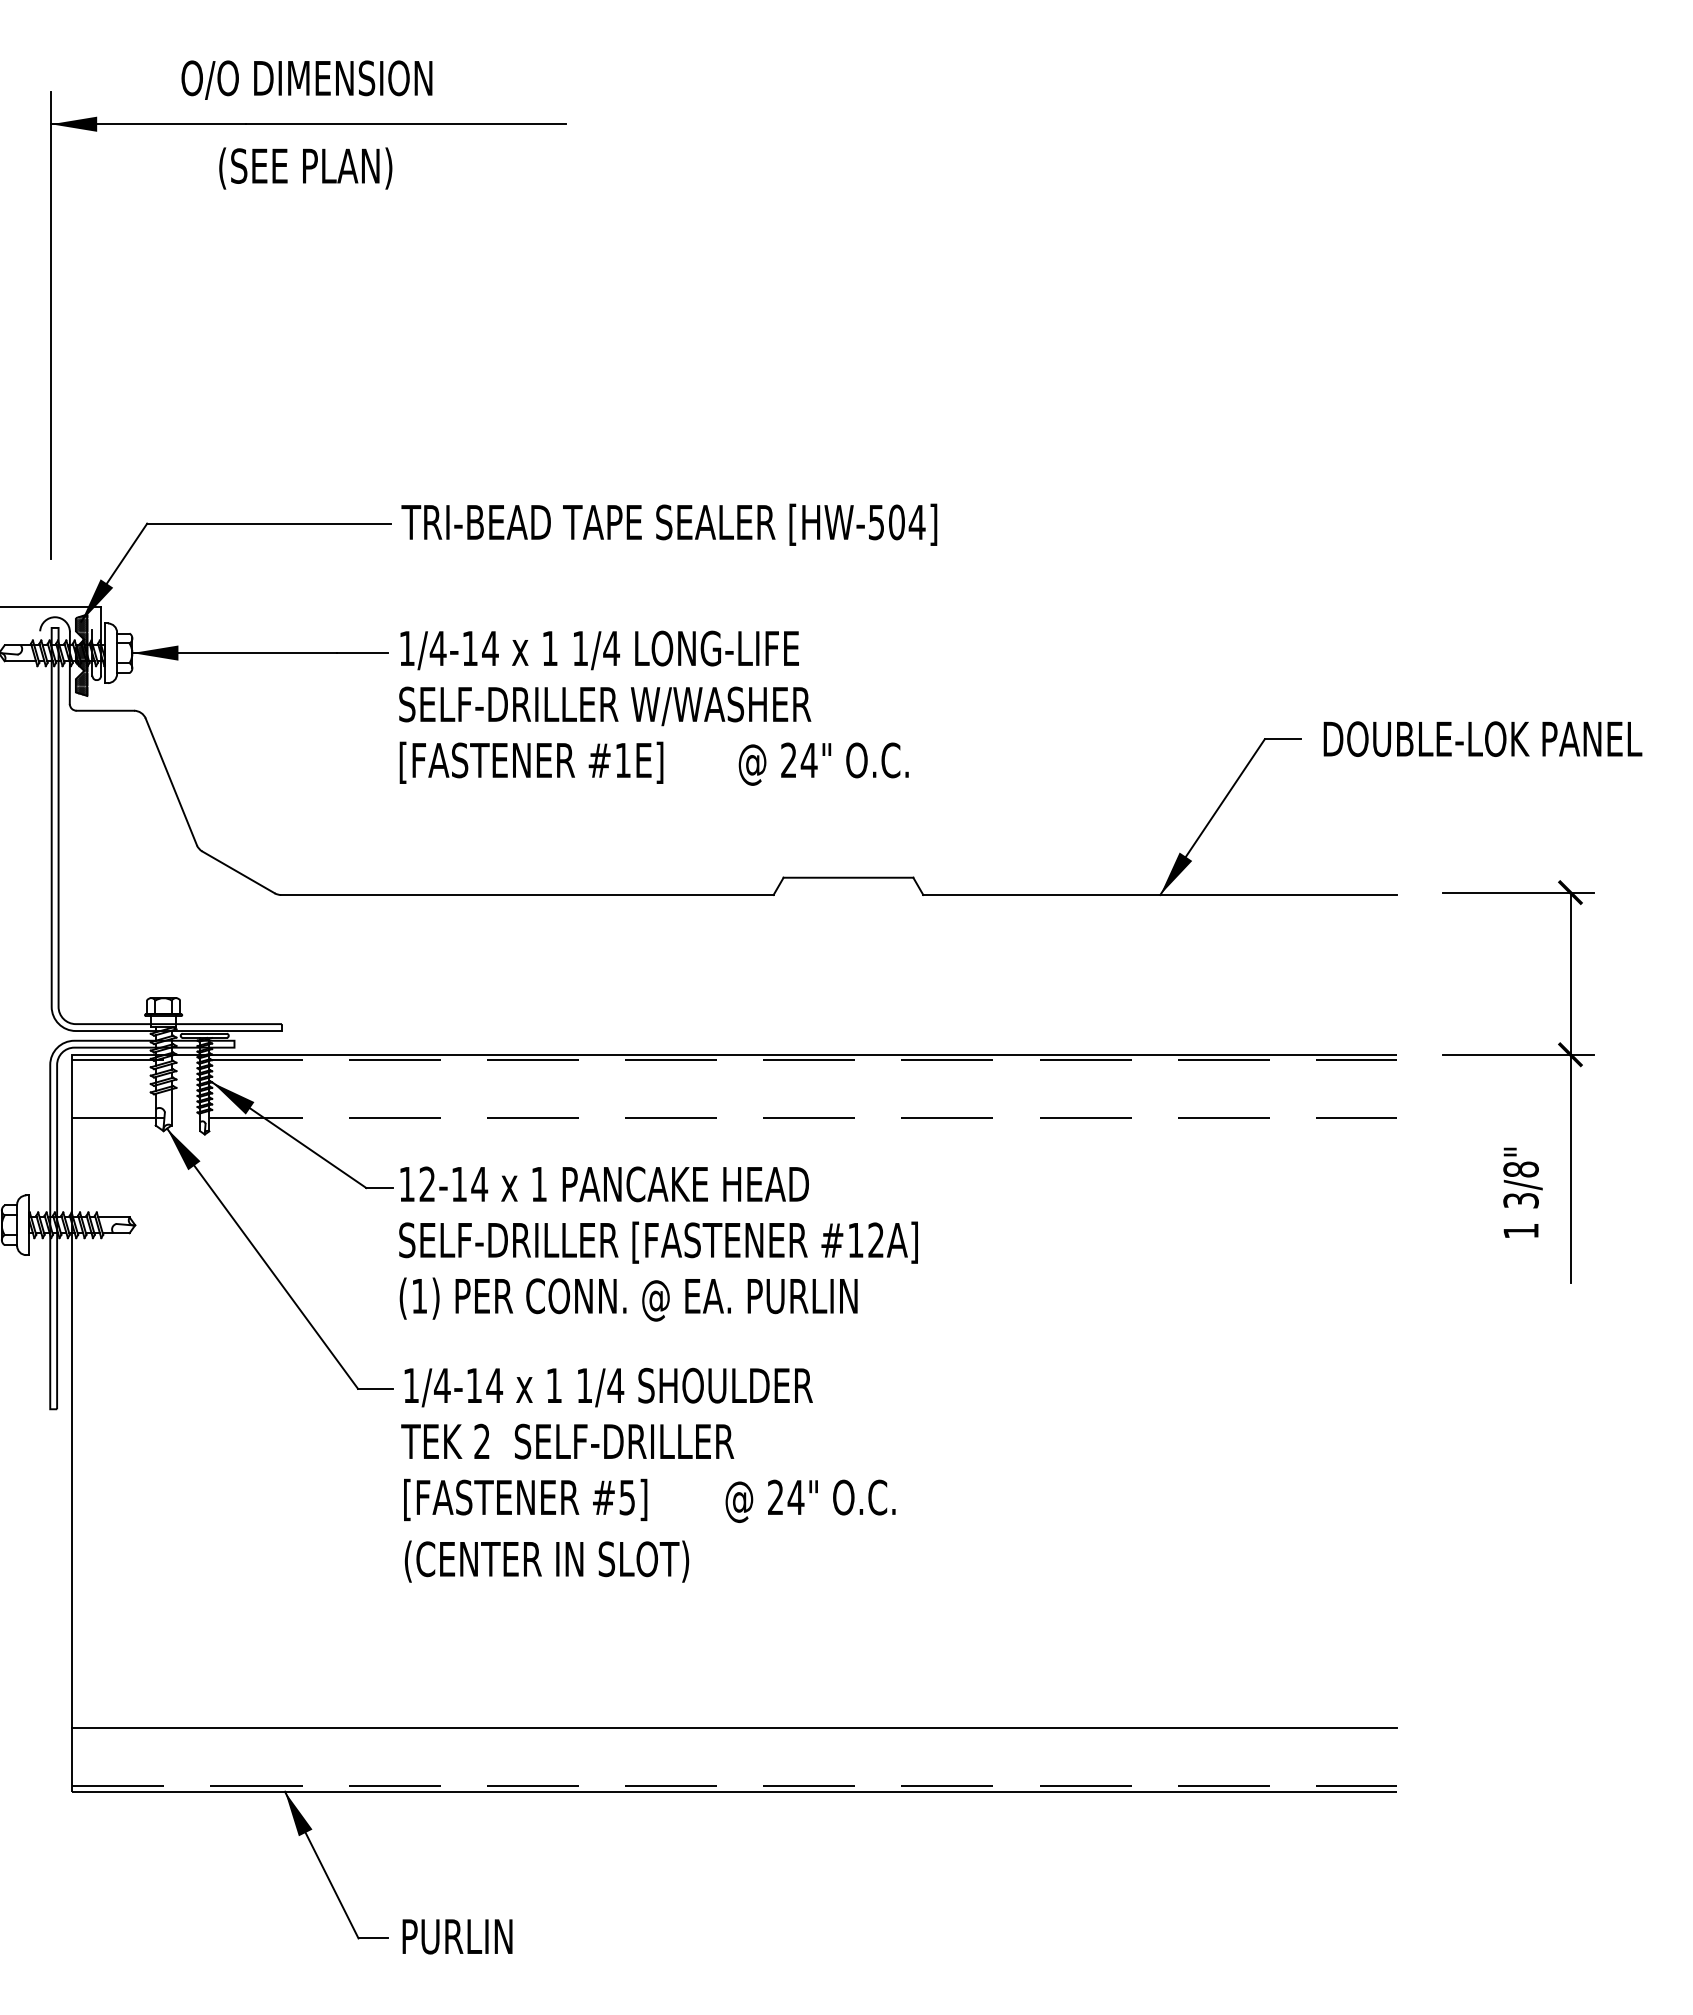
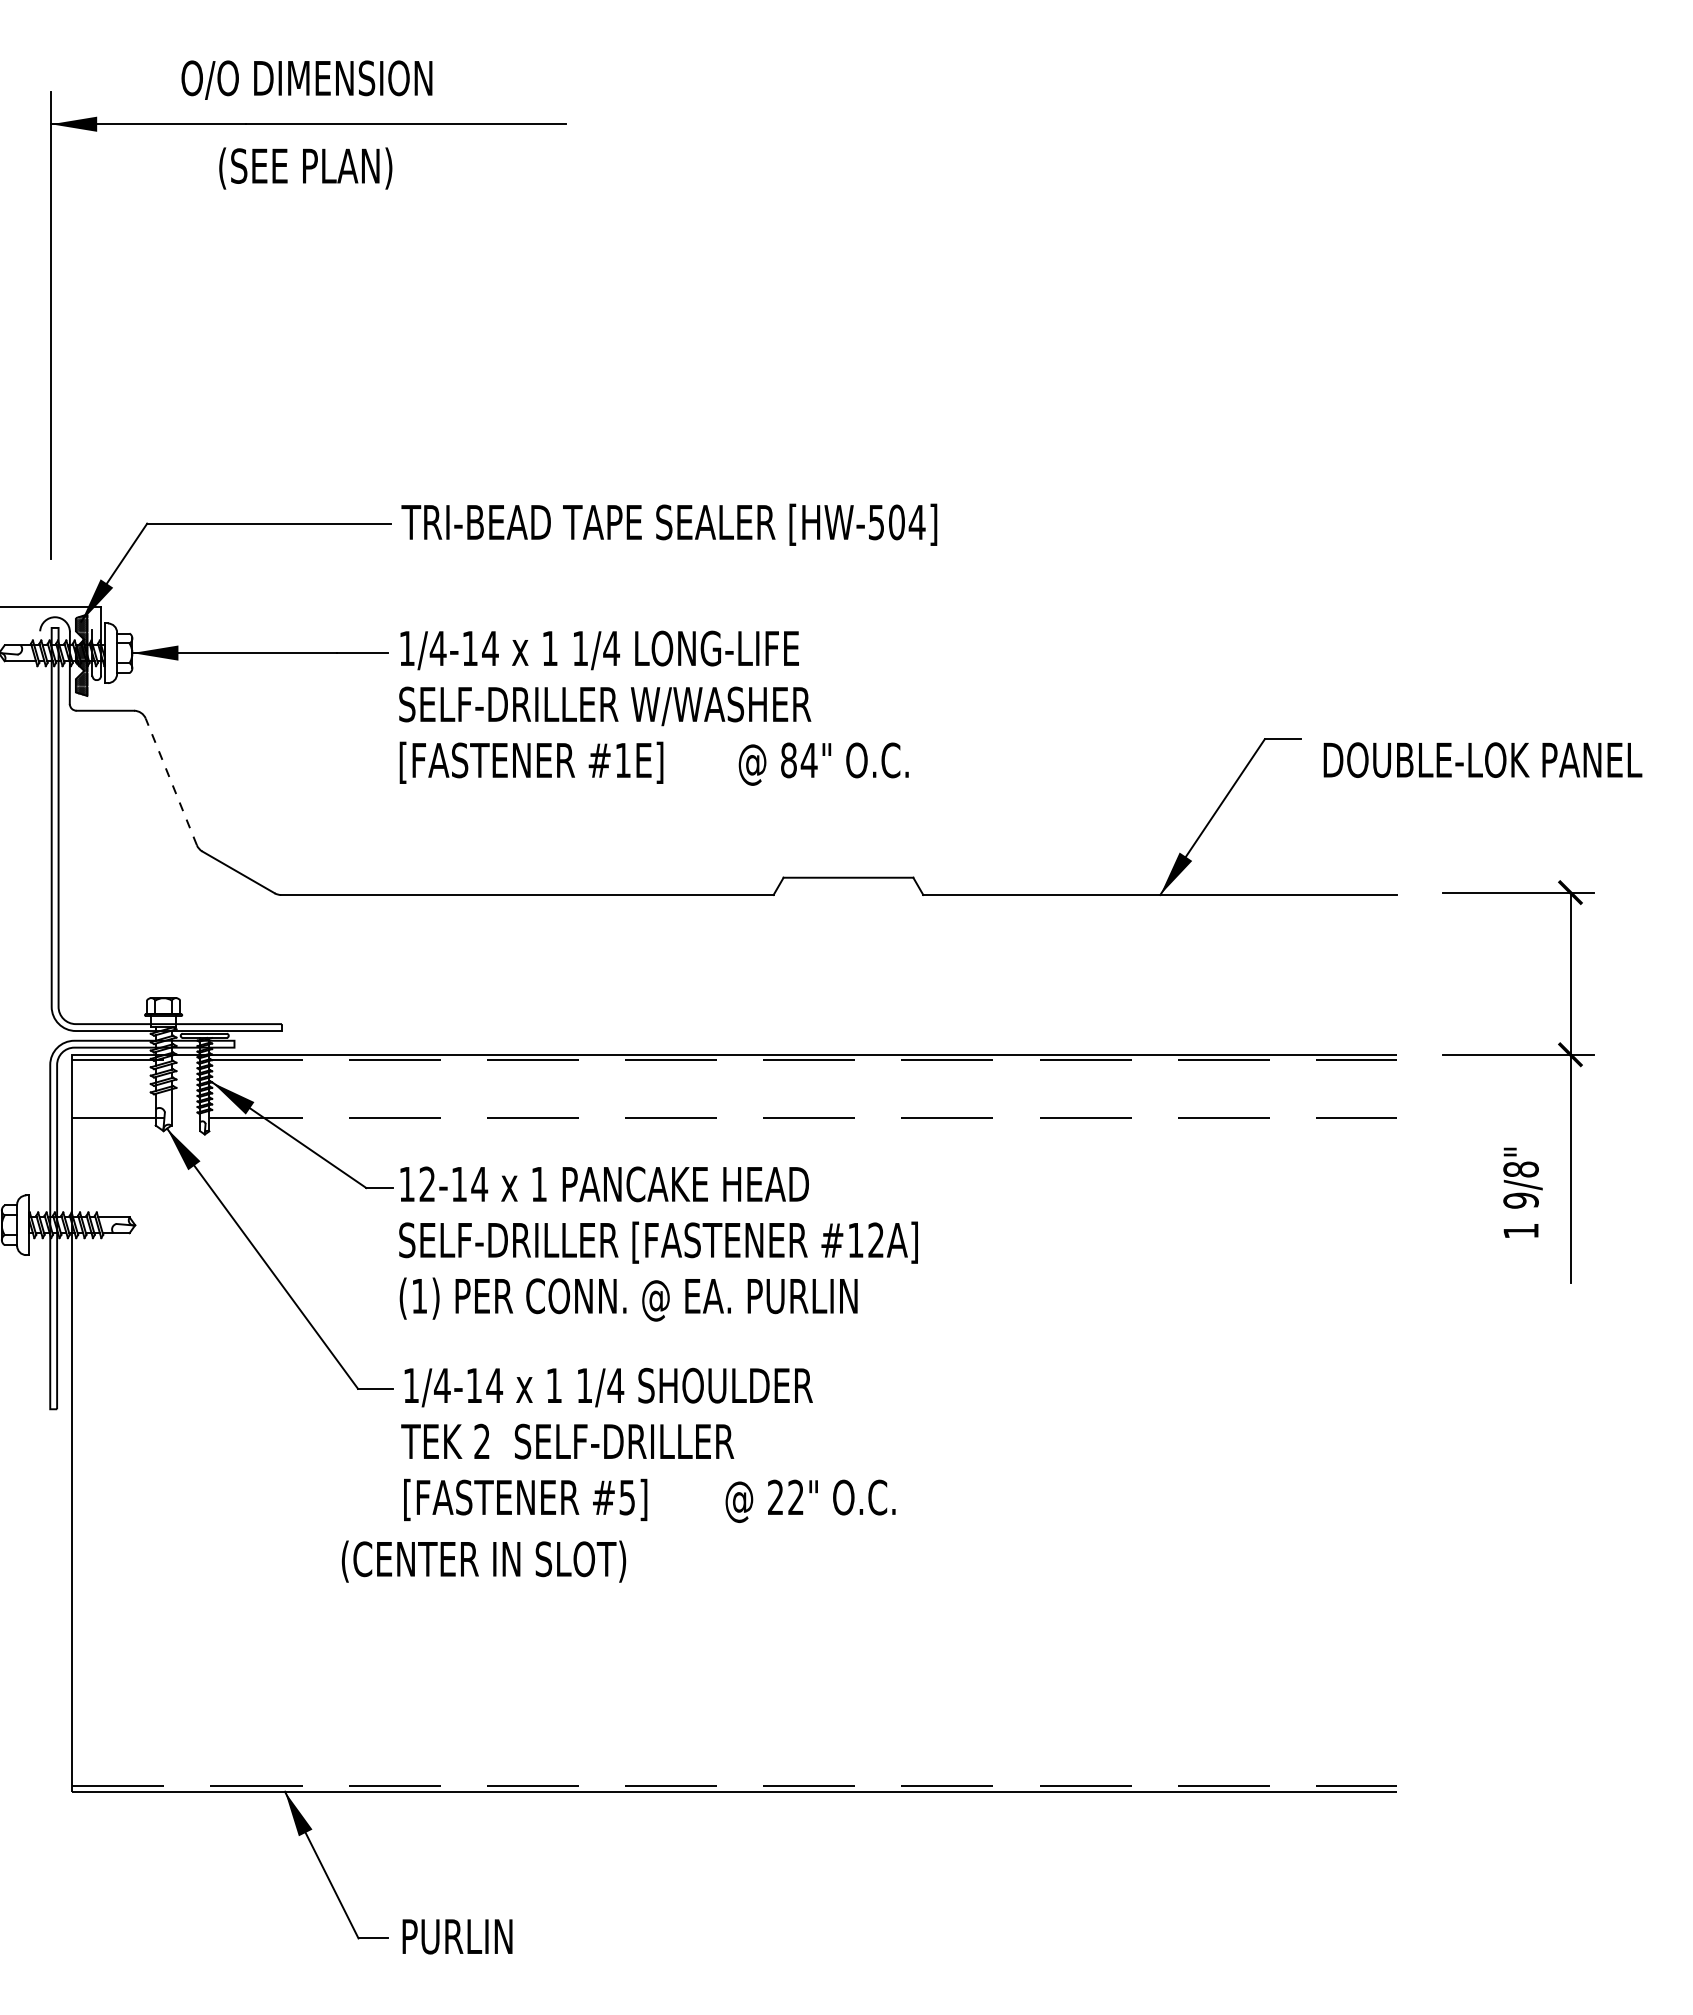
text position: (1482, 738) -> (1482, 759) (1482, 759)
text: 24" -> 84" (788, 760)
line: solid -> dashed (171, 781)
text: 3/8" -> 9/8" (1520, 1200)
text: 24" -> 22" (795, 1496)
text position: (546, 1561) -> (483, 1561) (483, 1561)
line: present -> none (734, 1728)
